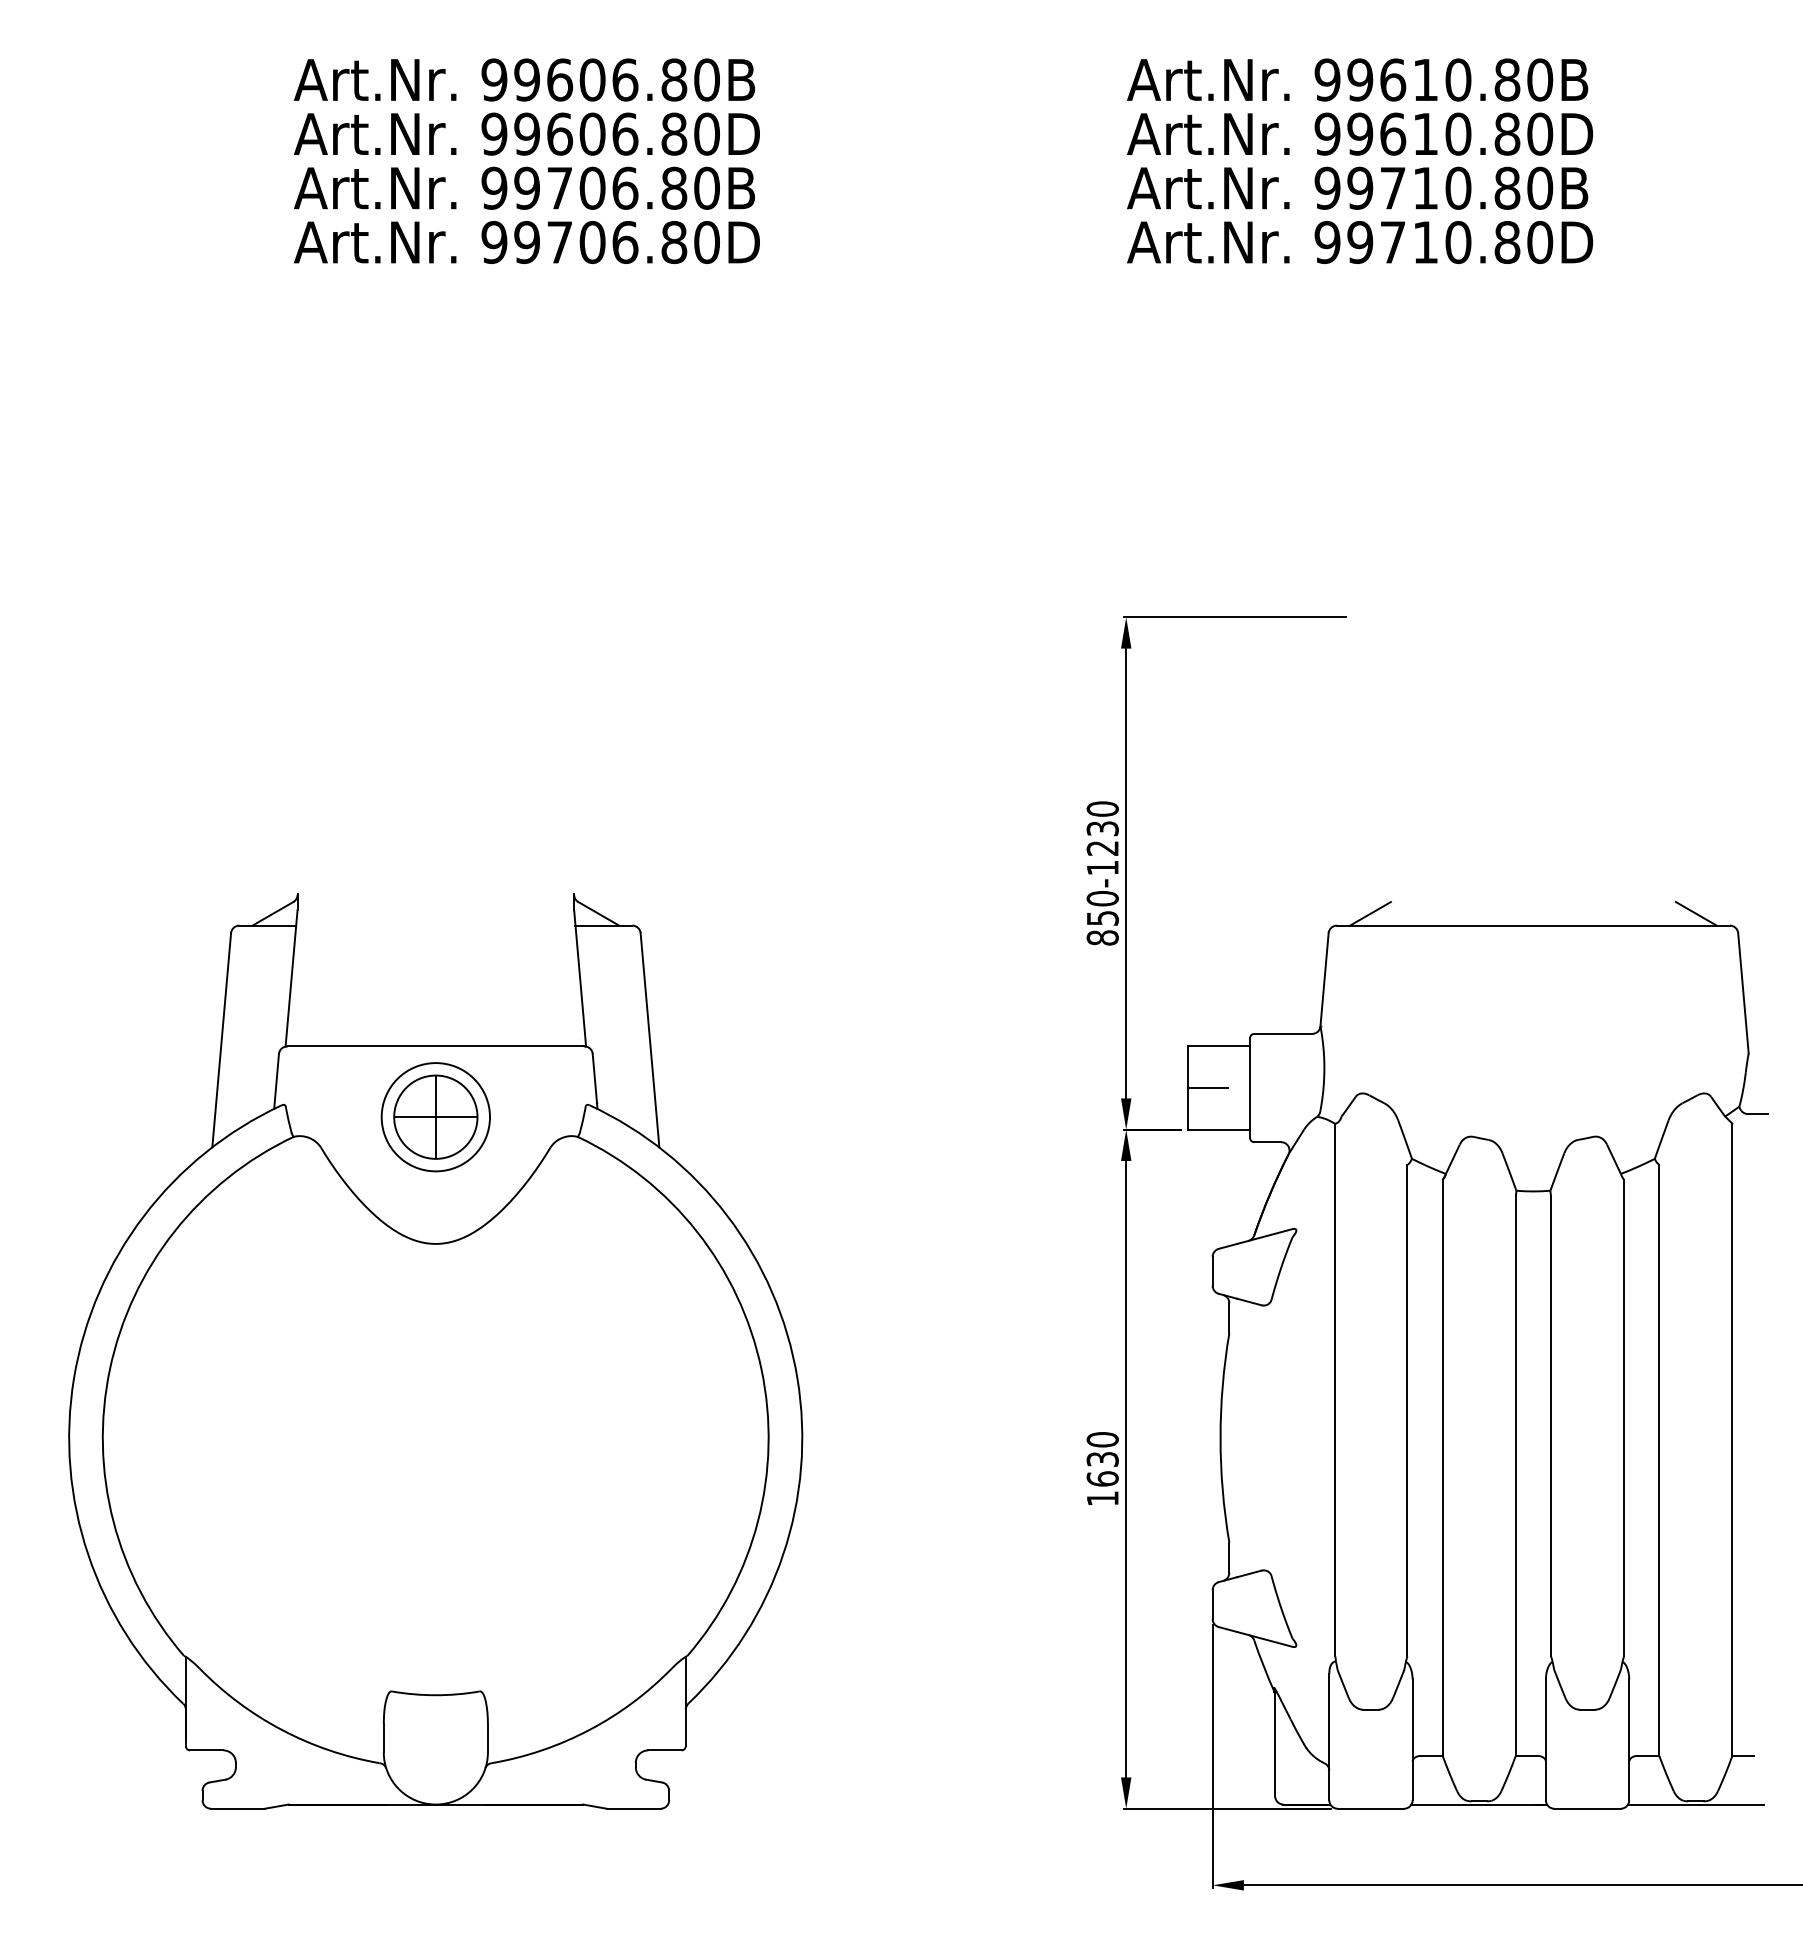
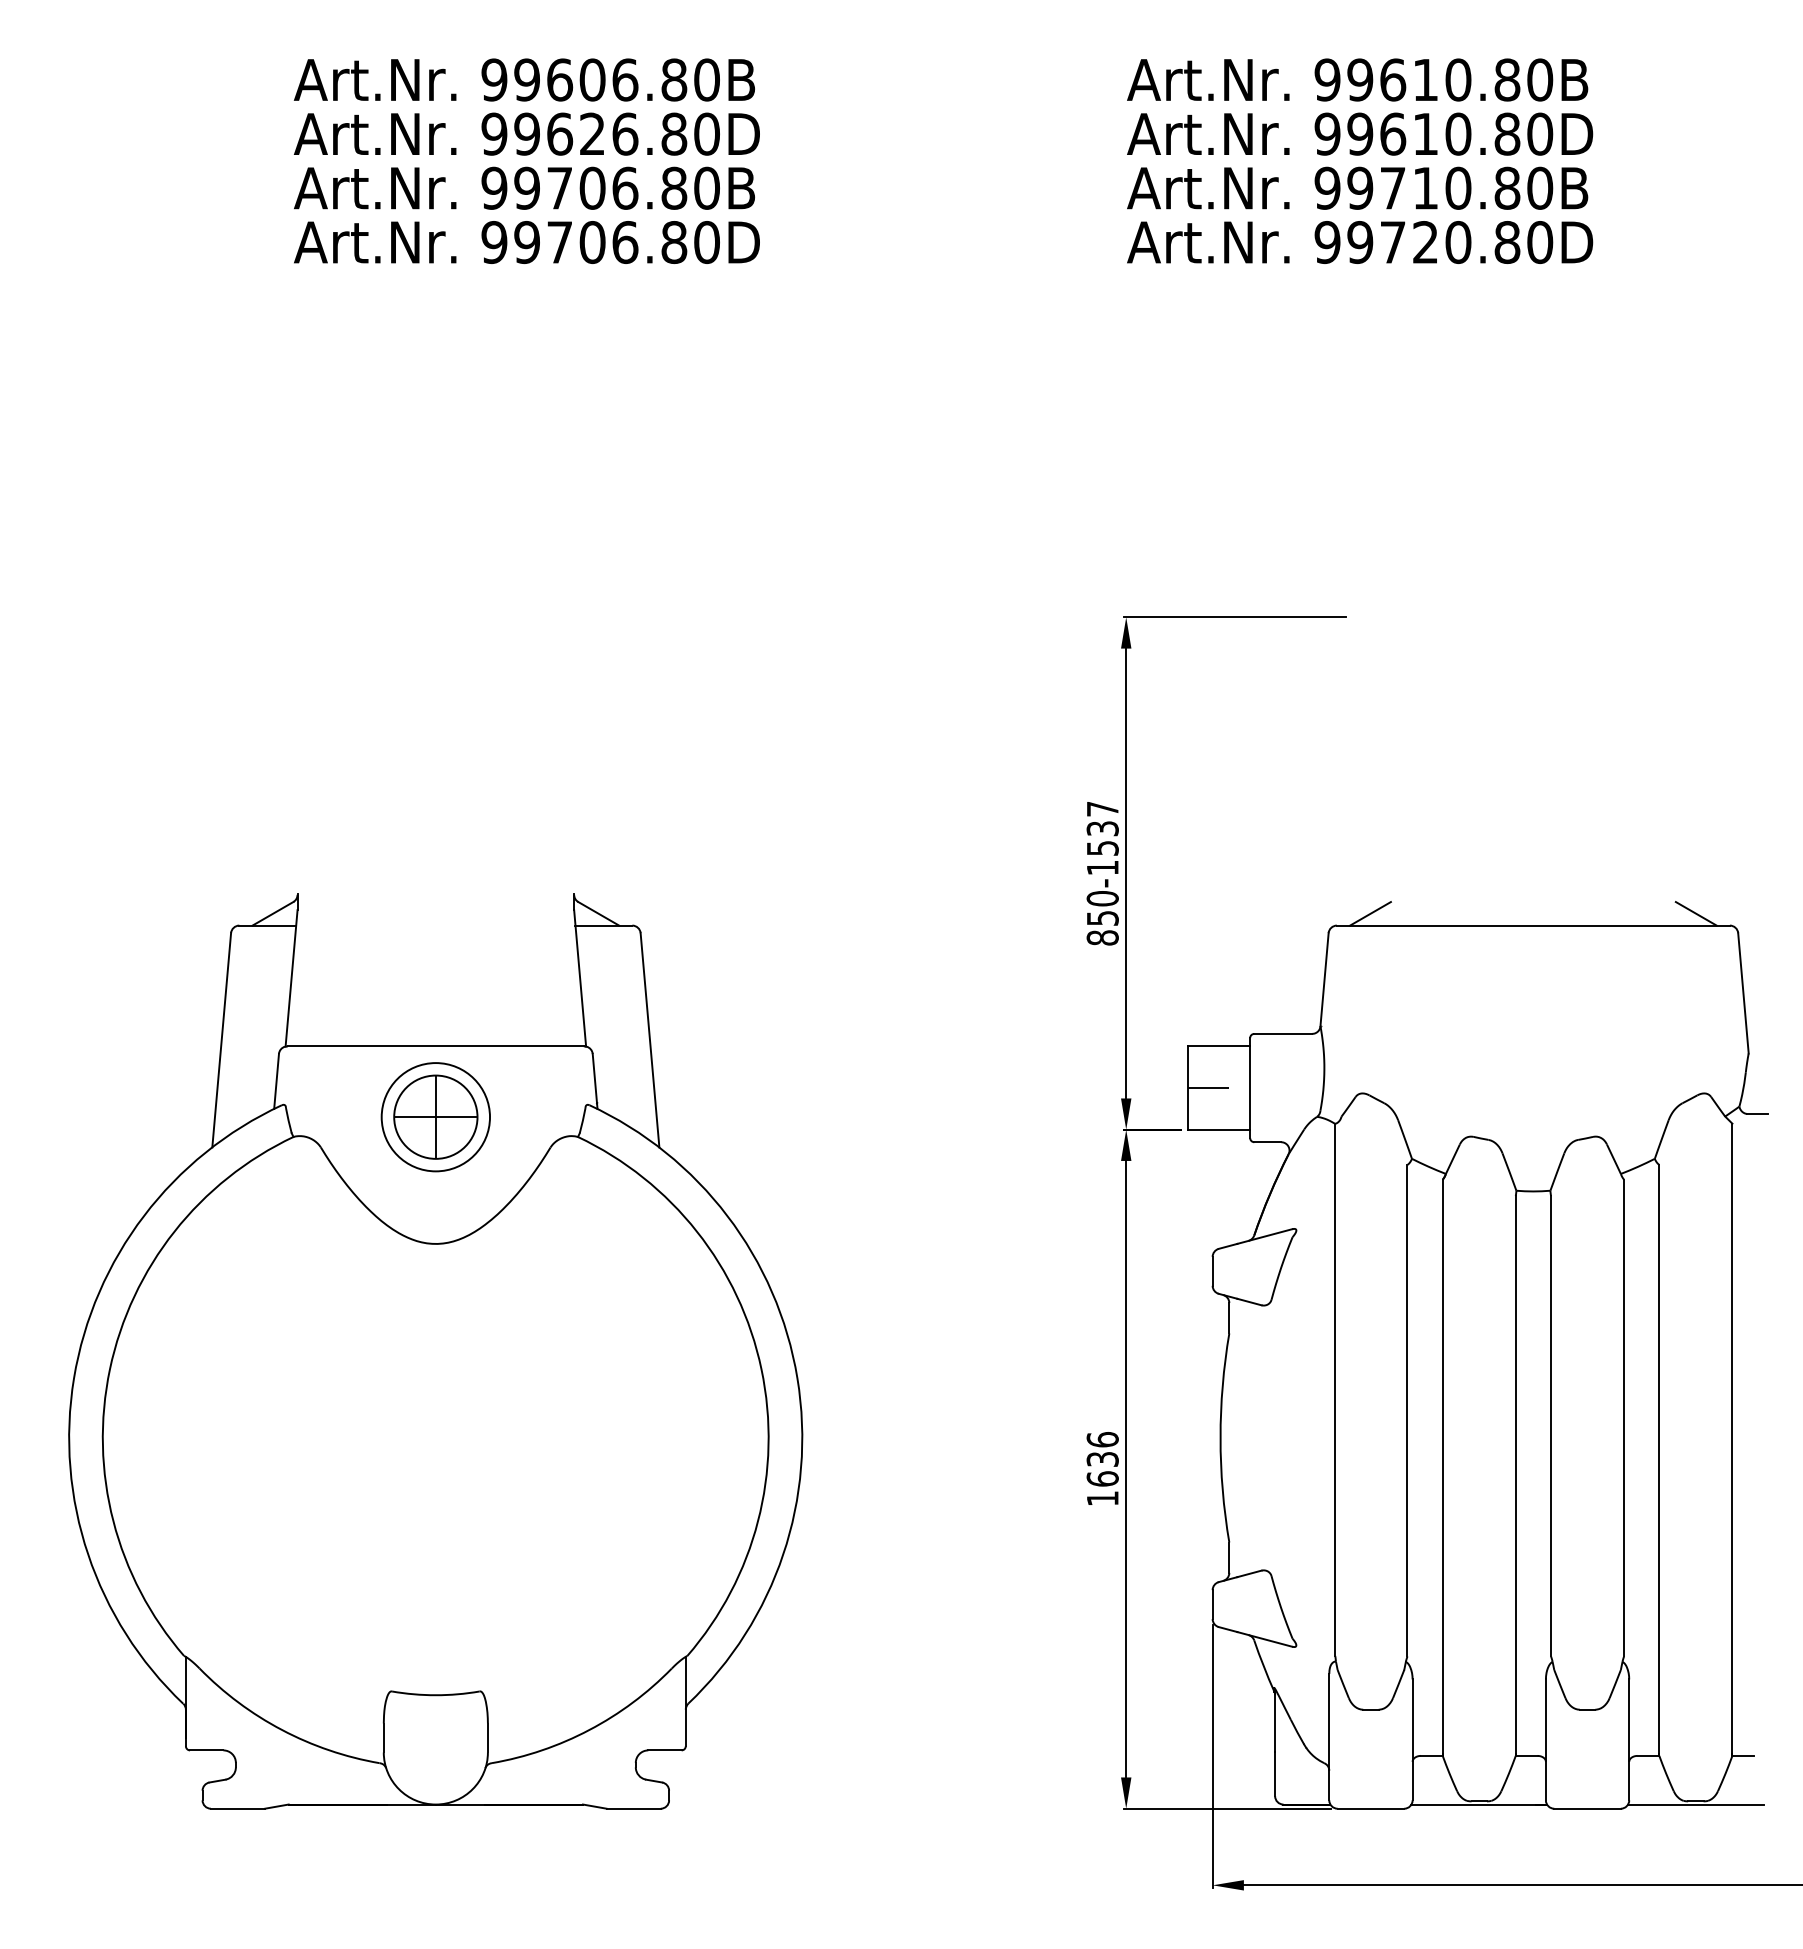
text: 99606.80D -> 99626.80D (592, 133)
text: 99710.80D -> 99720.80D (1425, 242)
text: 850-1230 -> 850-1537 (1102, 828)
text: 1630 -> 1636 (1102, 1439)
